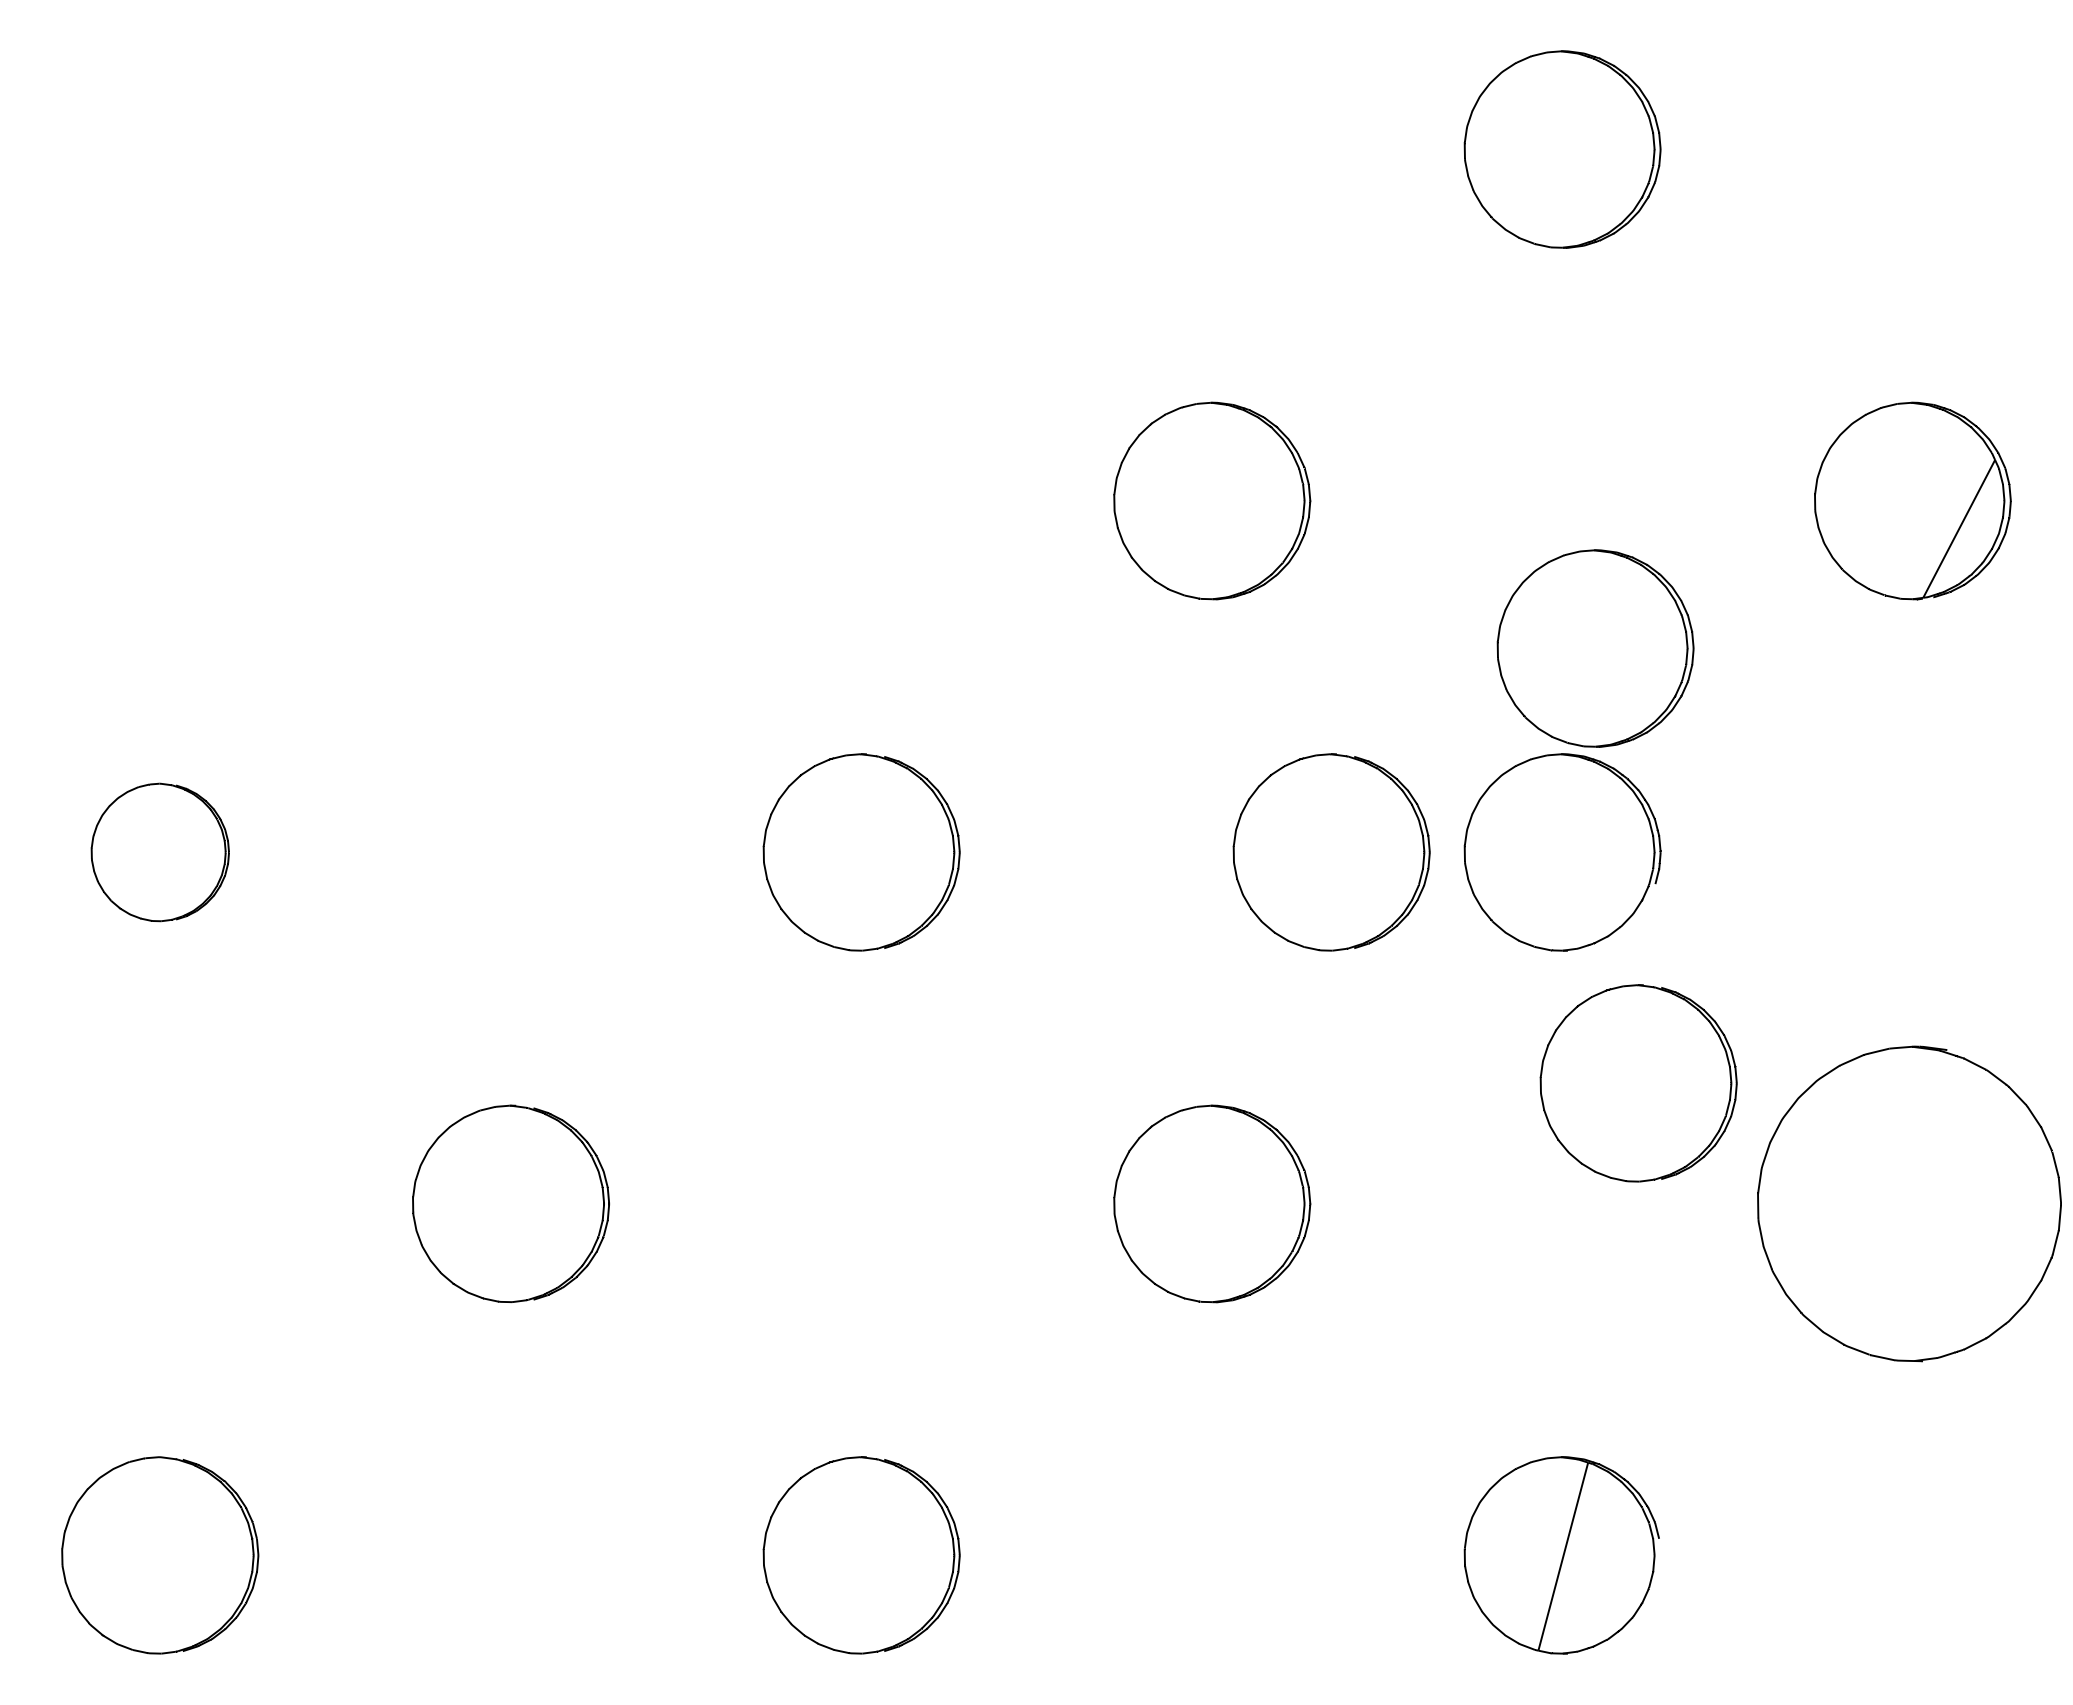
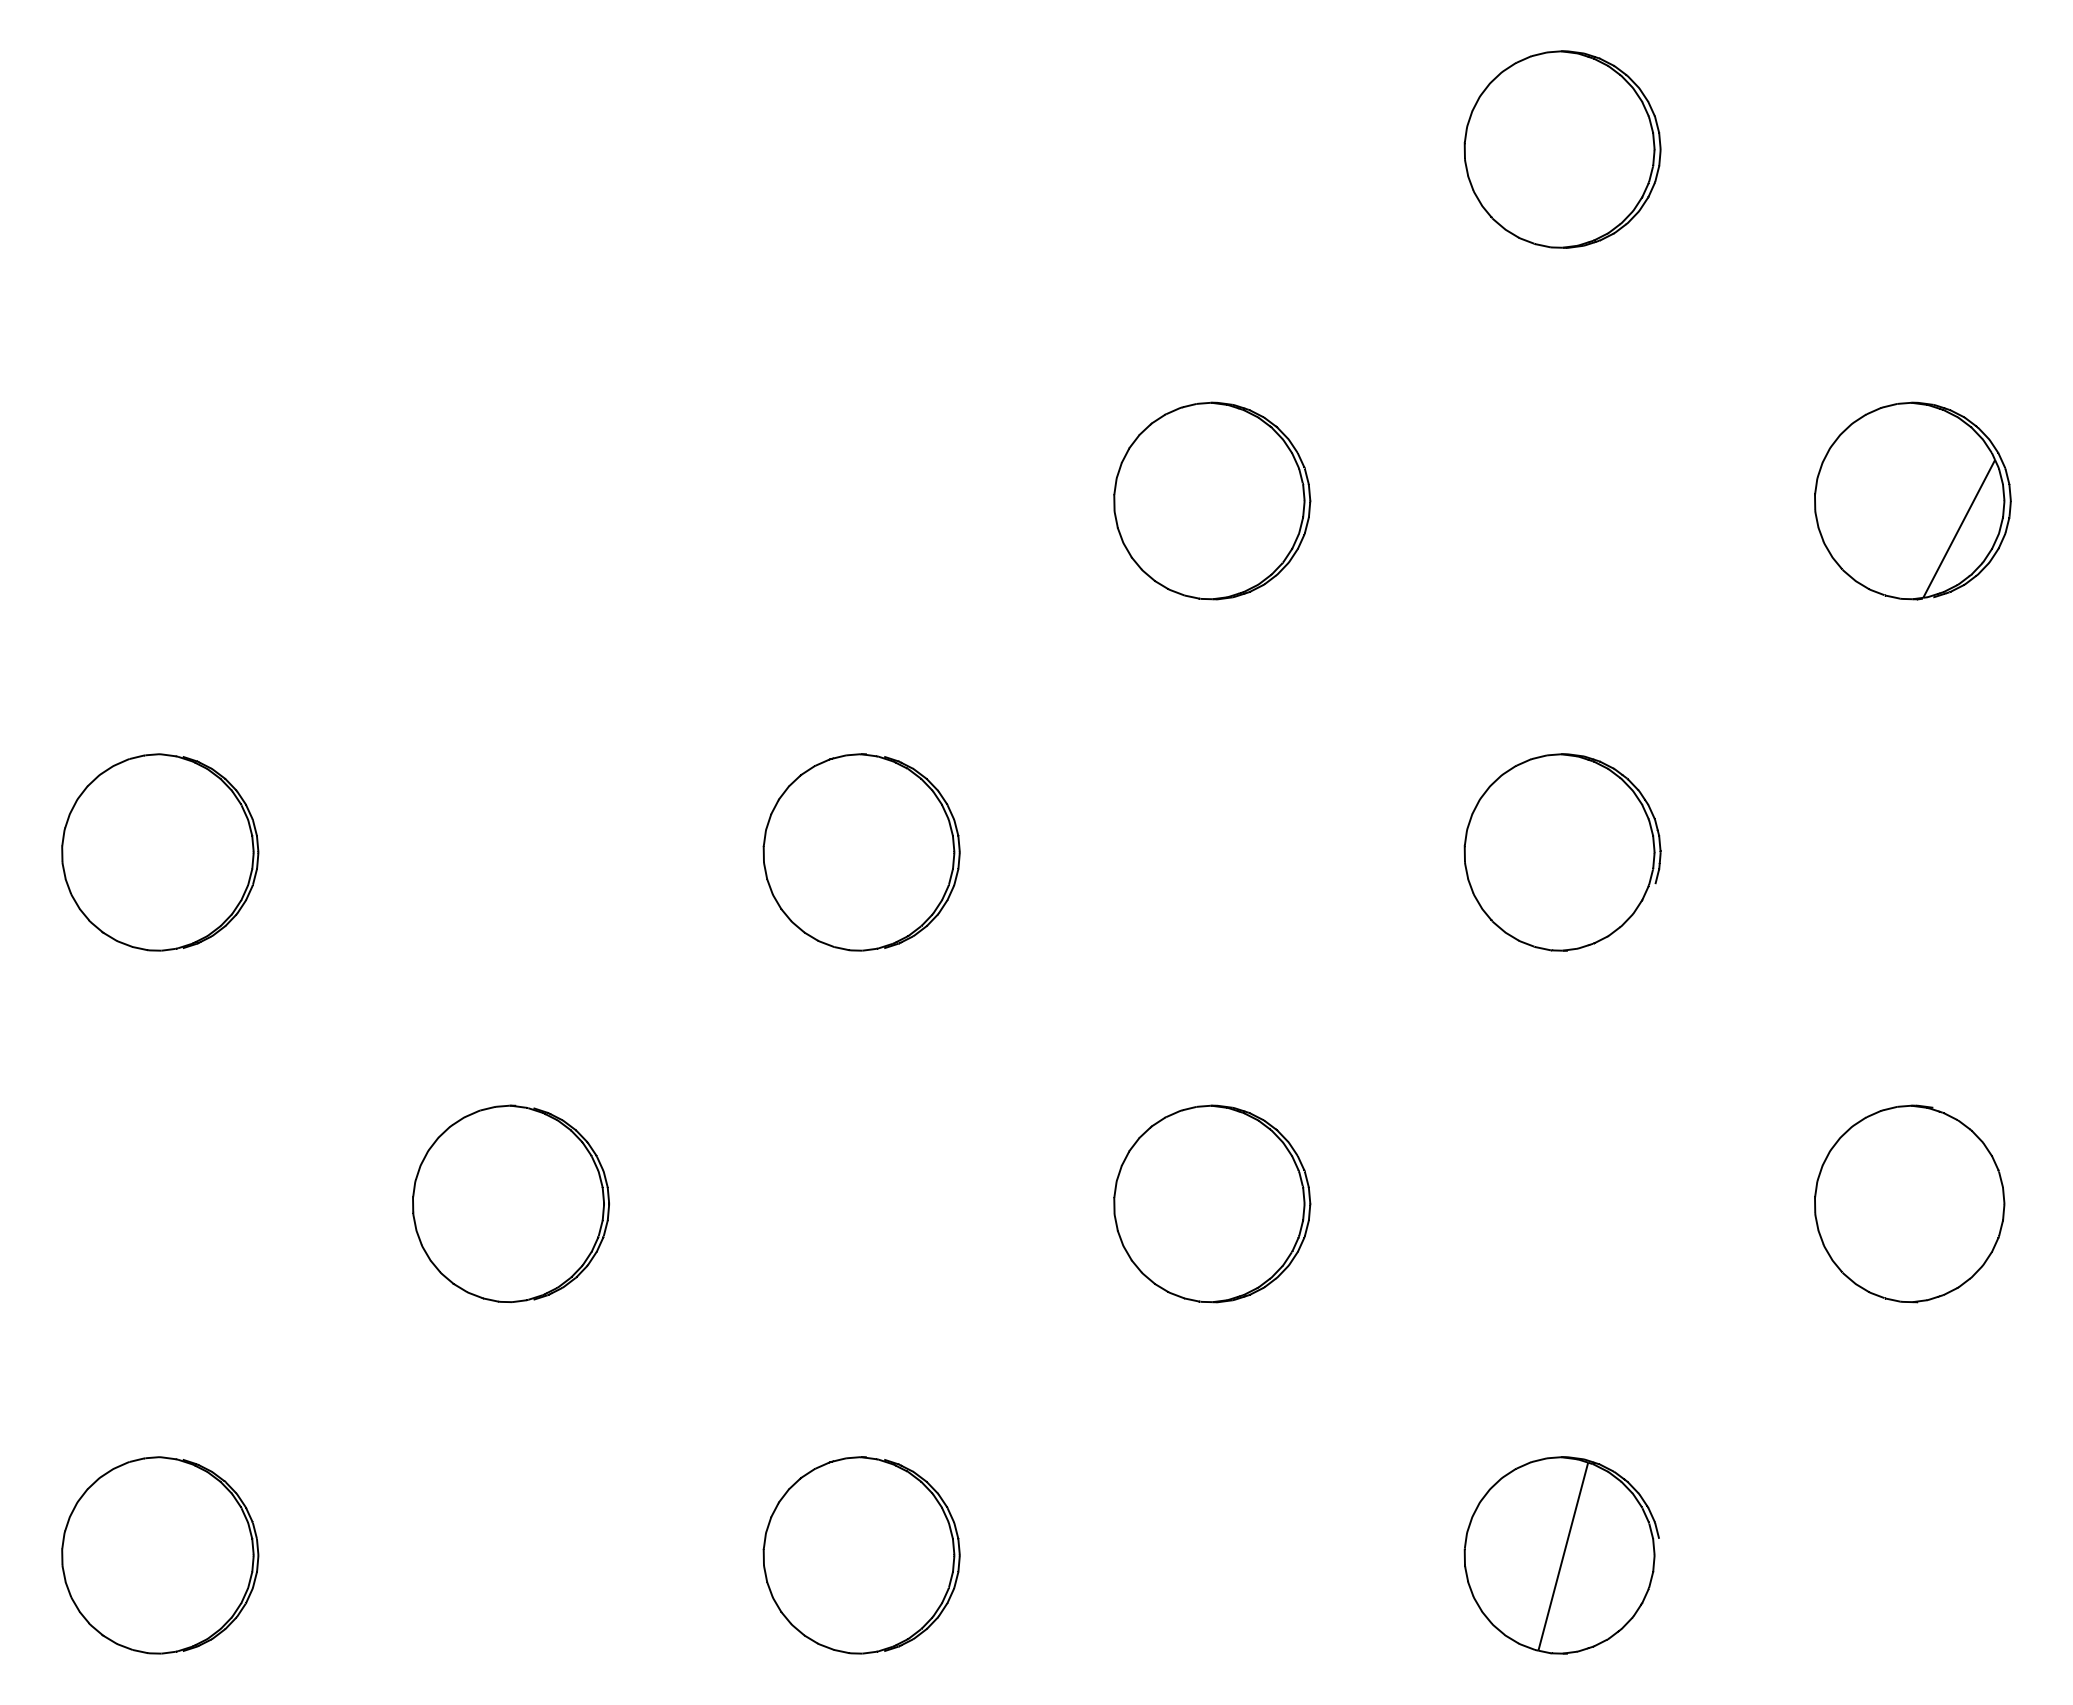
part: present -> none (1595, 648)
part size: 140x141 px -> 199x199 px (160, 852)
part: present -> none (1331, 852)
part: present -> none (1638, 1083)
part size: 305x318 px -> 192x200 px (1909, 1203)
